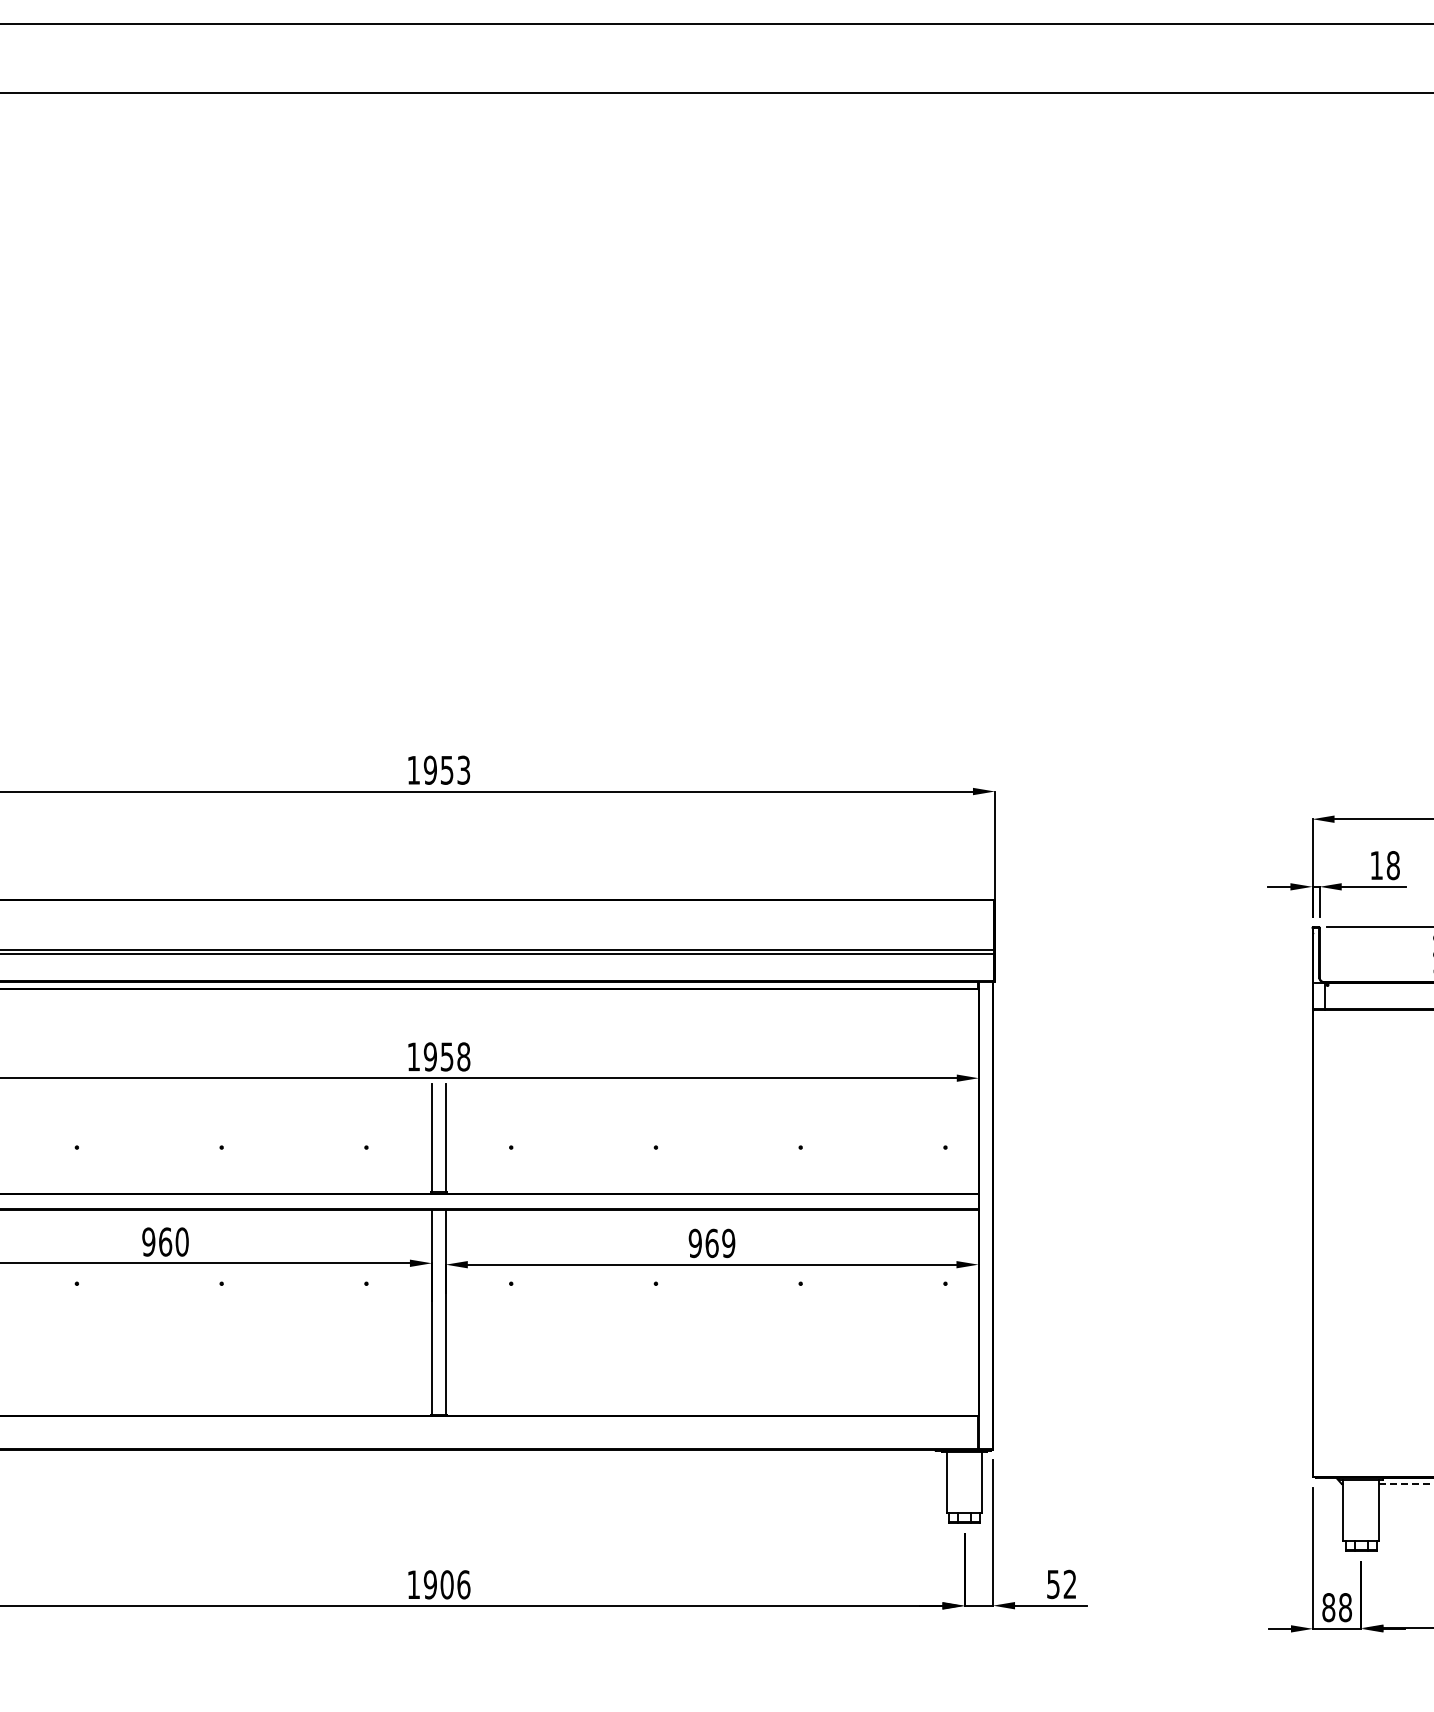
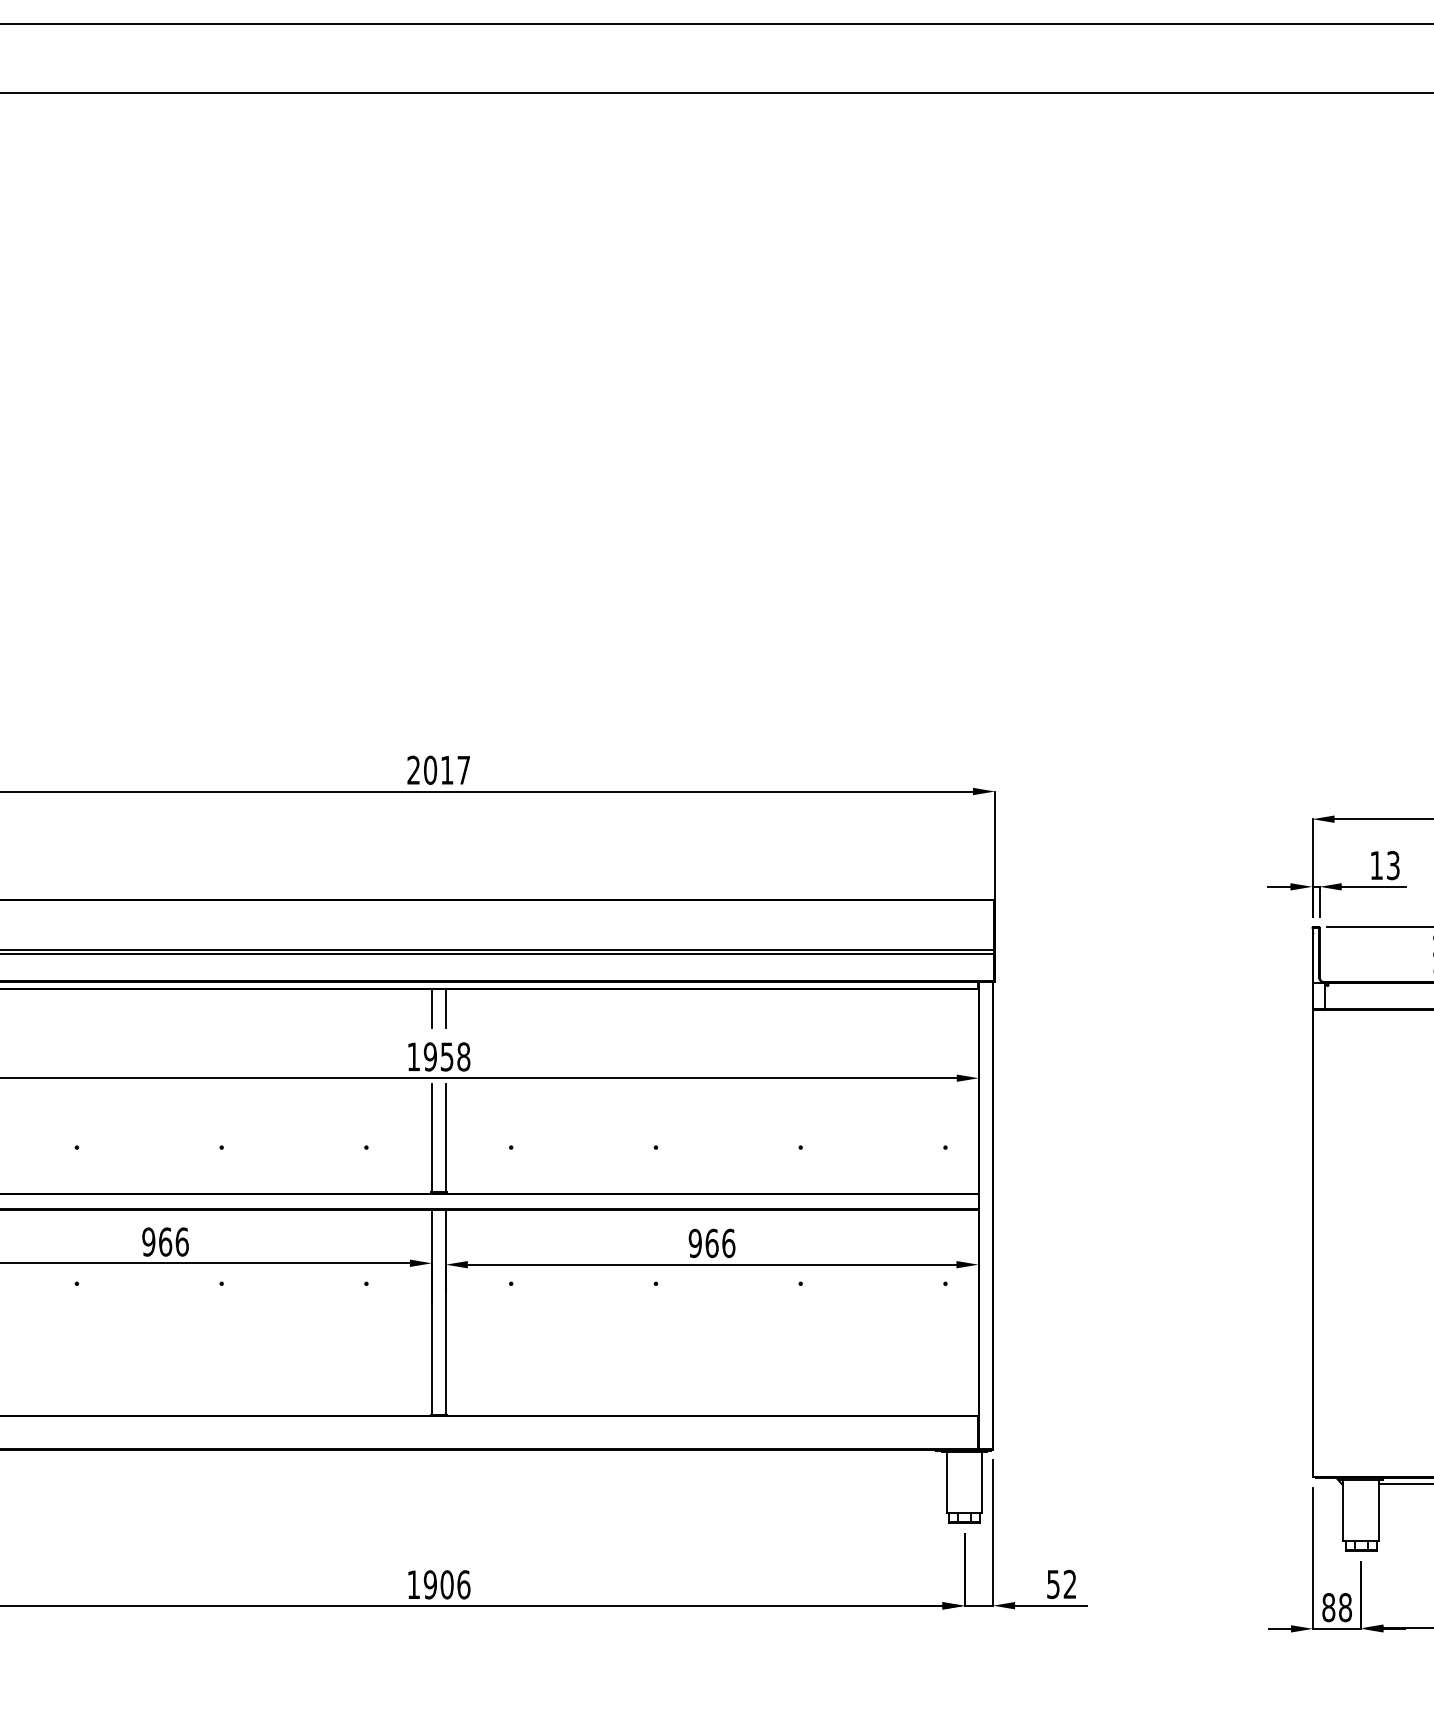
text: 1953 -> 2017 (438, 769)
text: 18 -> 13 (1392, 865)
line: none -> present (431, 1008)
line: none -> present (445, 1008)
text: 960 -> 966 (181, 1241)
text: 969 -> 966 (728, 1243)
line: dashed -> solid (1407, 1483)
